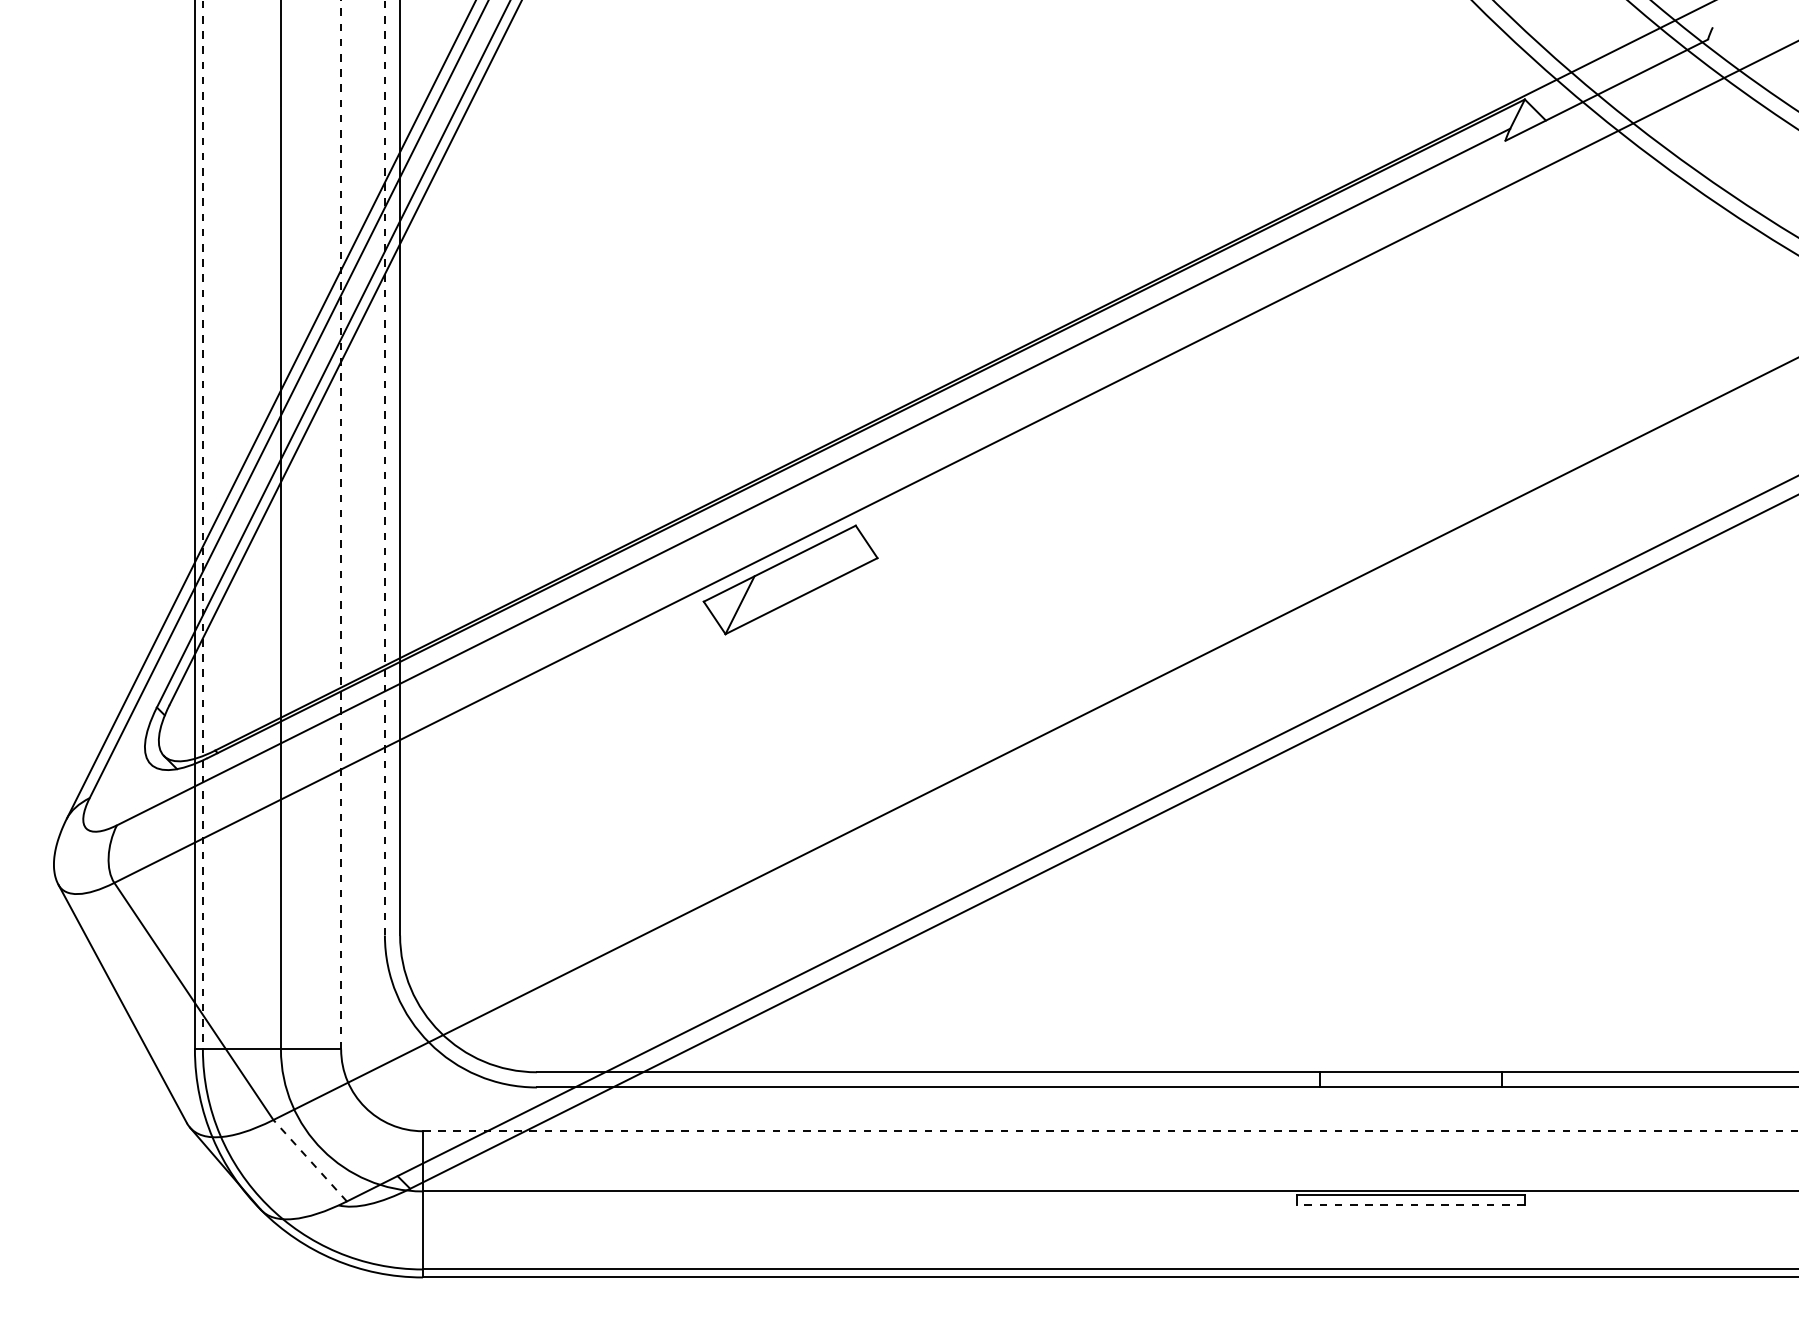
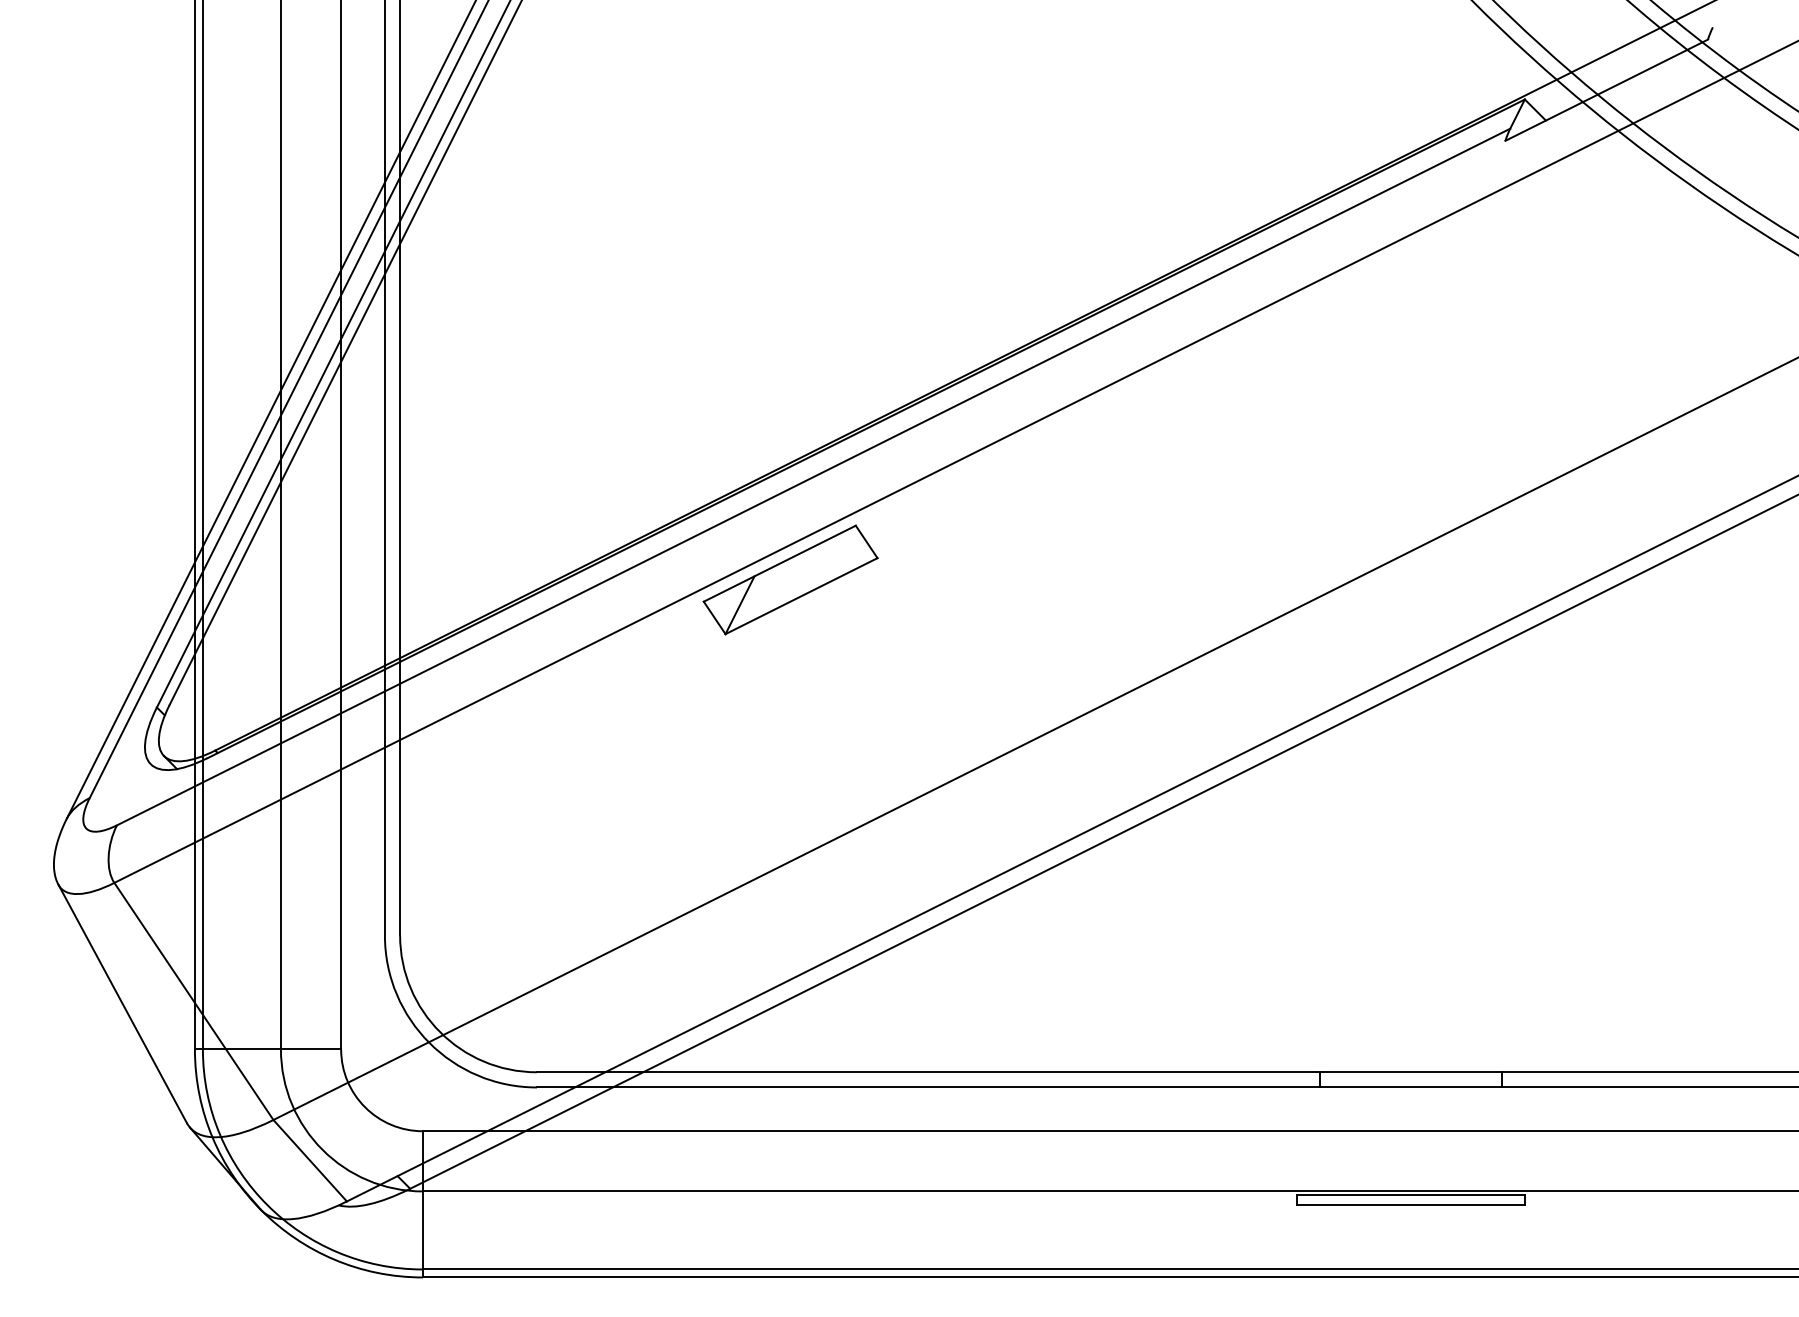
line: dashed -> solid (384, 467)
line: dashed -> solid (341, 524)
line: dashed -> solid (202, 525)
line: dashed -> solid (1110, 1131)
line: dashed -> solid (310, 1160)
line: dashed -> solid (1410, 1205)
